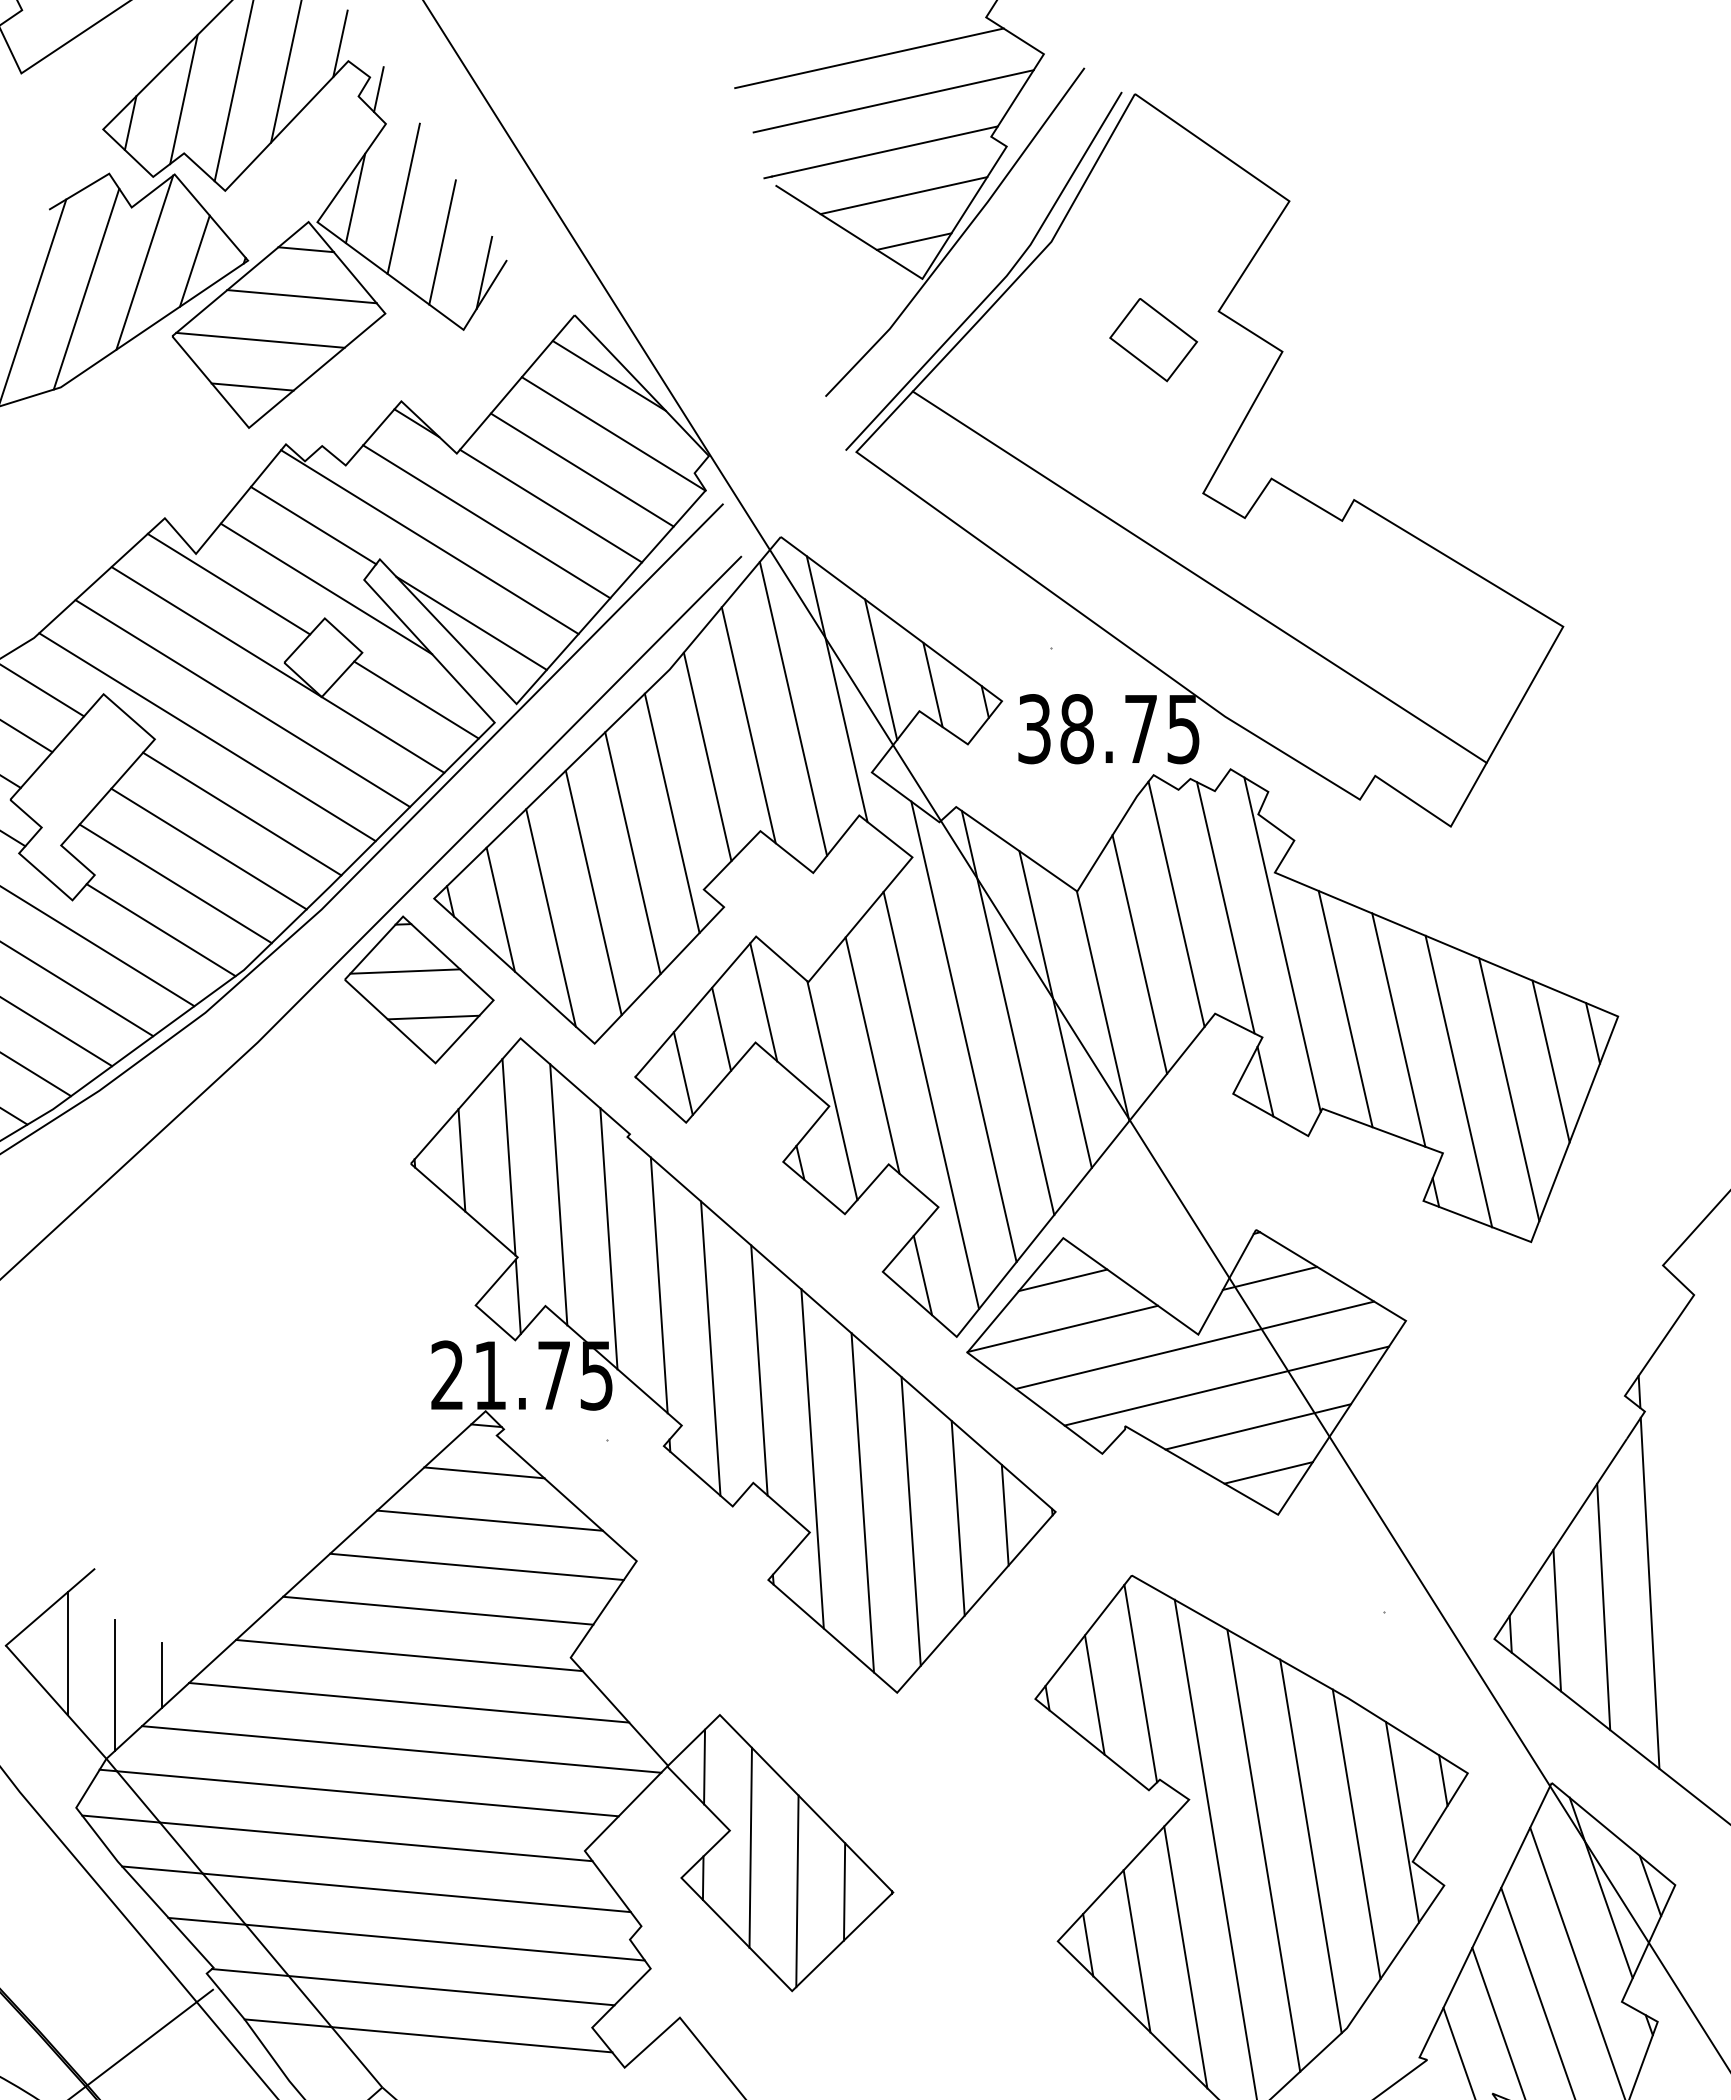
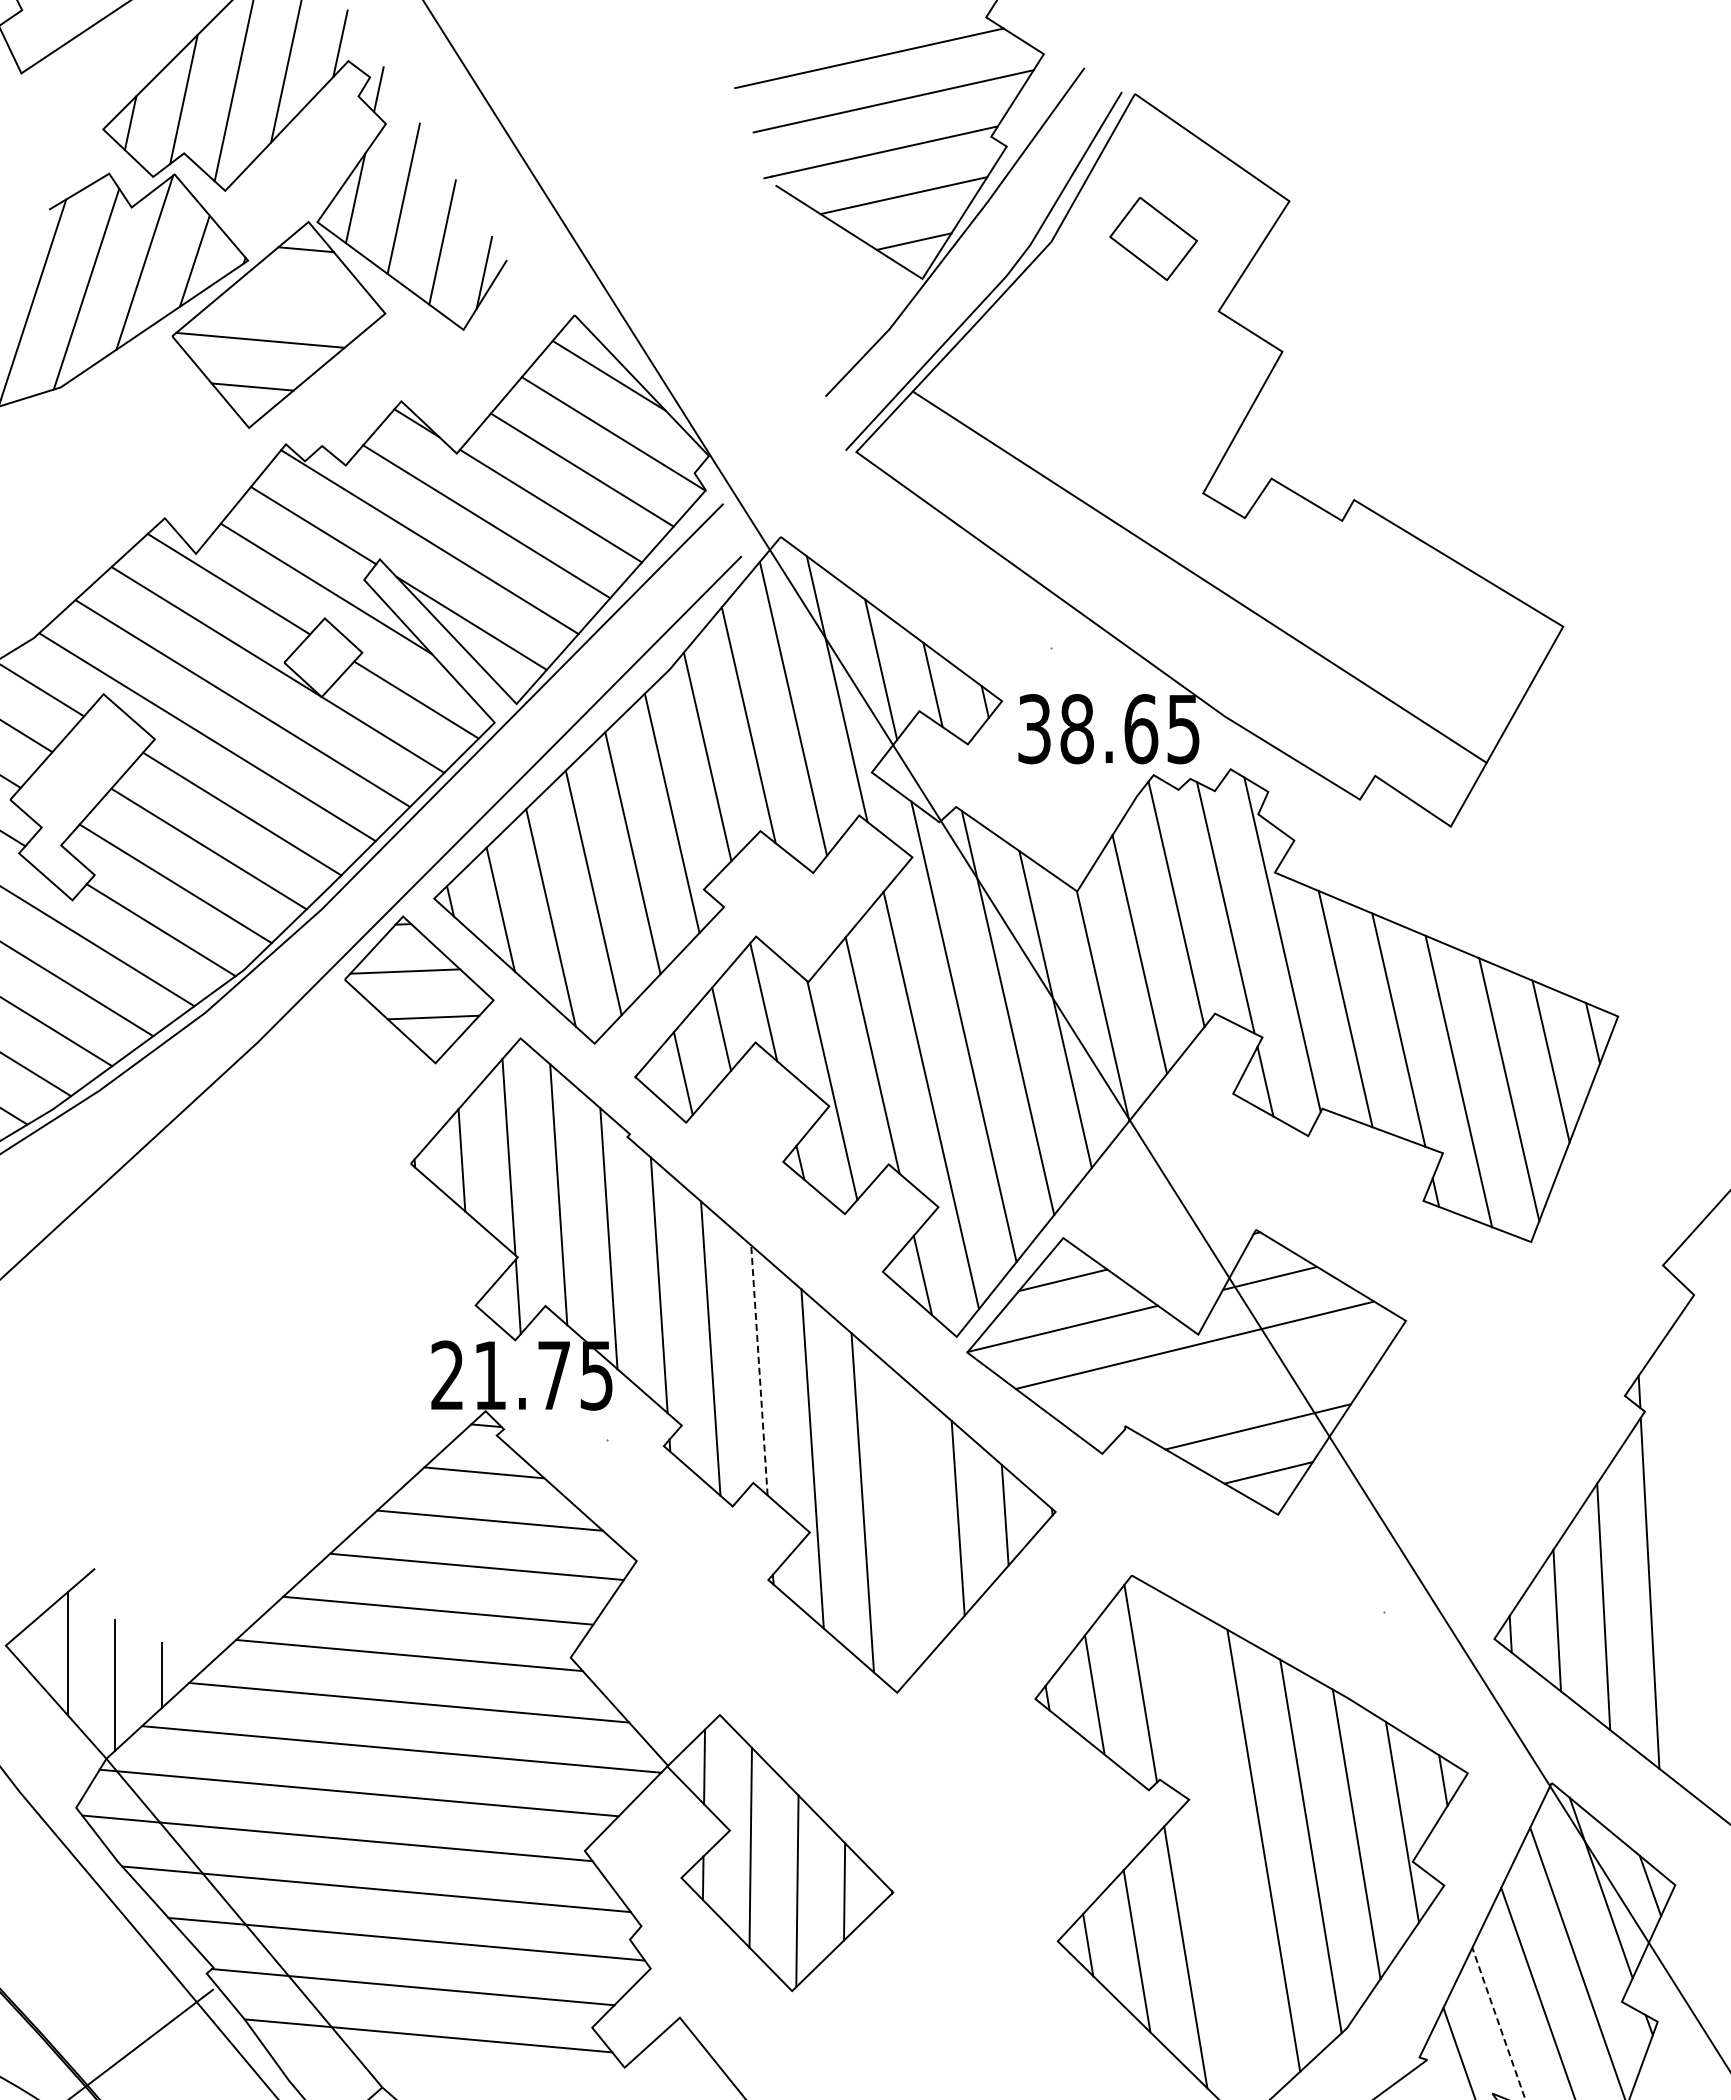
line: present -> none (301, 296)
part position: (1153, 340) -> (1153, 239) (1153, 239)
text: 38.75 -> 38.65 (1141, 729)
line: solid -> dashed (759, 1370)
line: present -> none (1226, 1385)
line: present -> none (910, 1521)
line: present -> none (1215, 1847)
line: solid -> dashed (1498, 2023)
